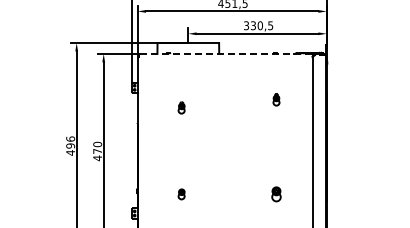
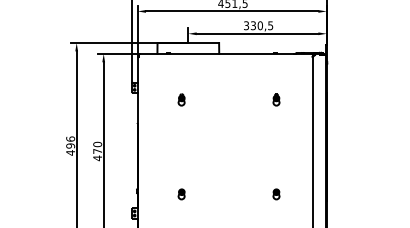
line: dashed -> solid (225, 53)
part position: (181, 107) -> (181, 99) (181, 99)
part size: 11x17 px -> 9x13 px (276, 194)
